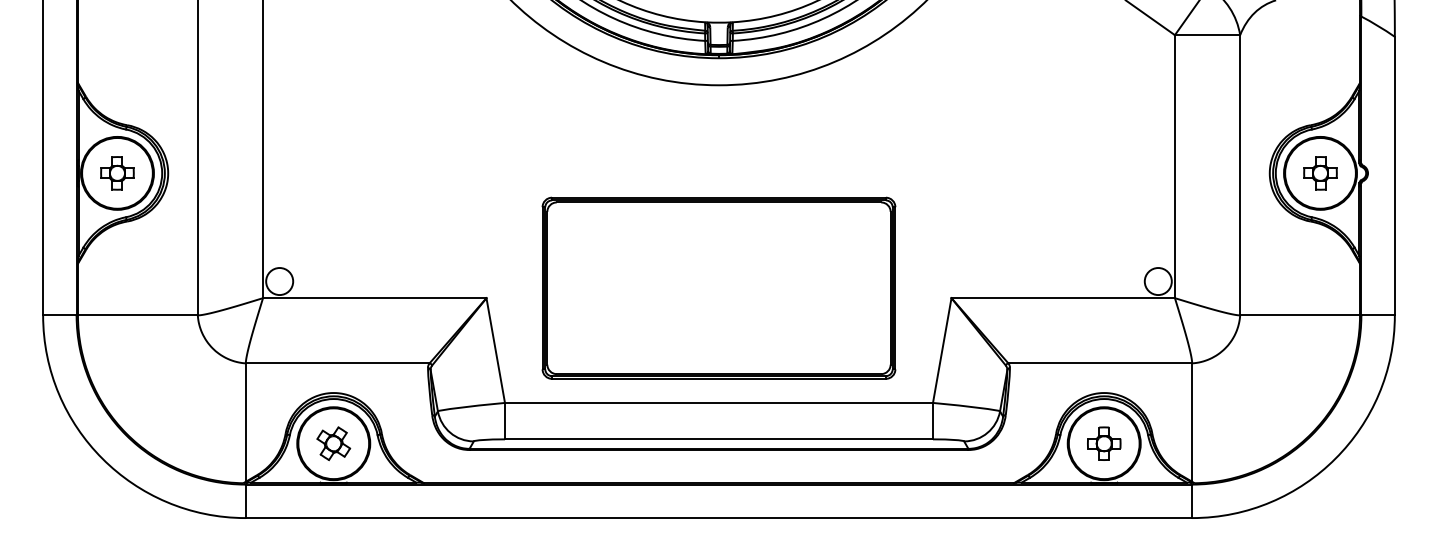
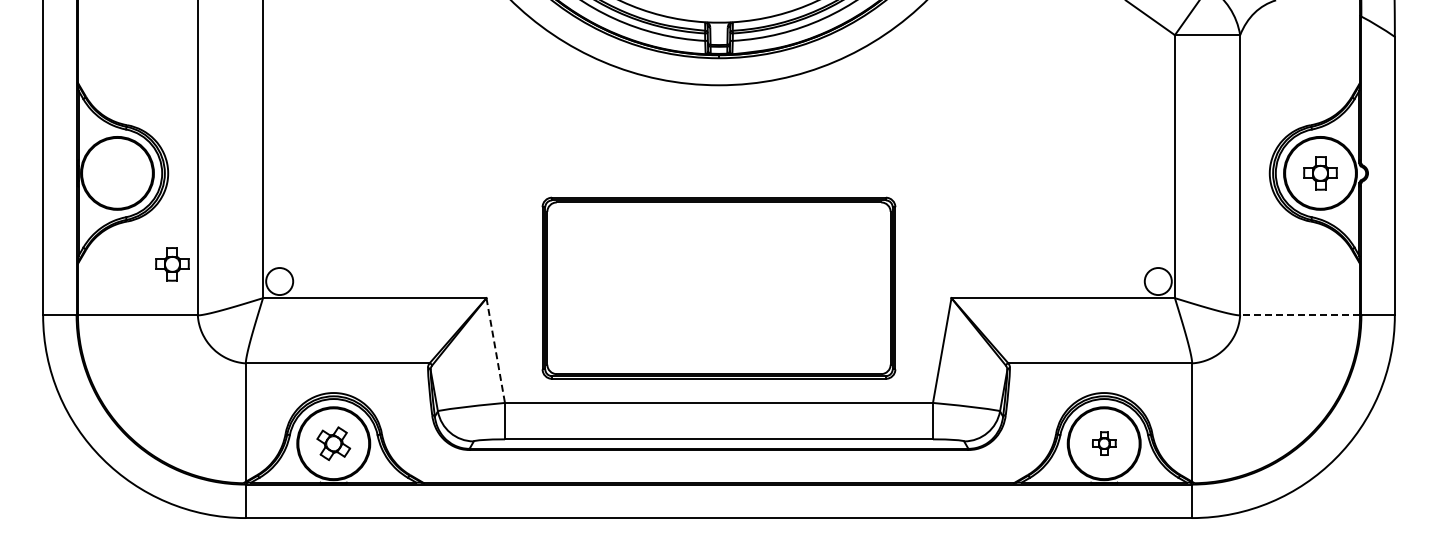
part position: (117, 173) -> (172, 264) (172, 264)
line: solid -> dashed (1300, 315)
line: solid -> dashed (495, 351)
part size: 35x35 px -> 25x25 px (1104, 443)
